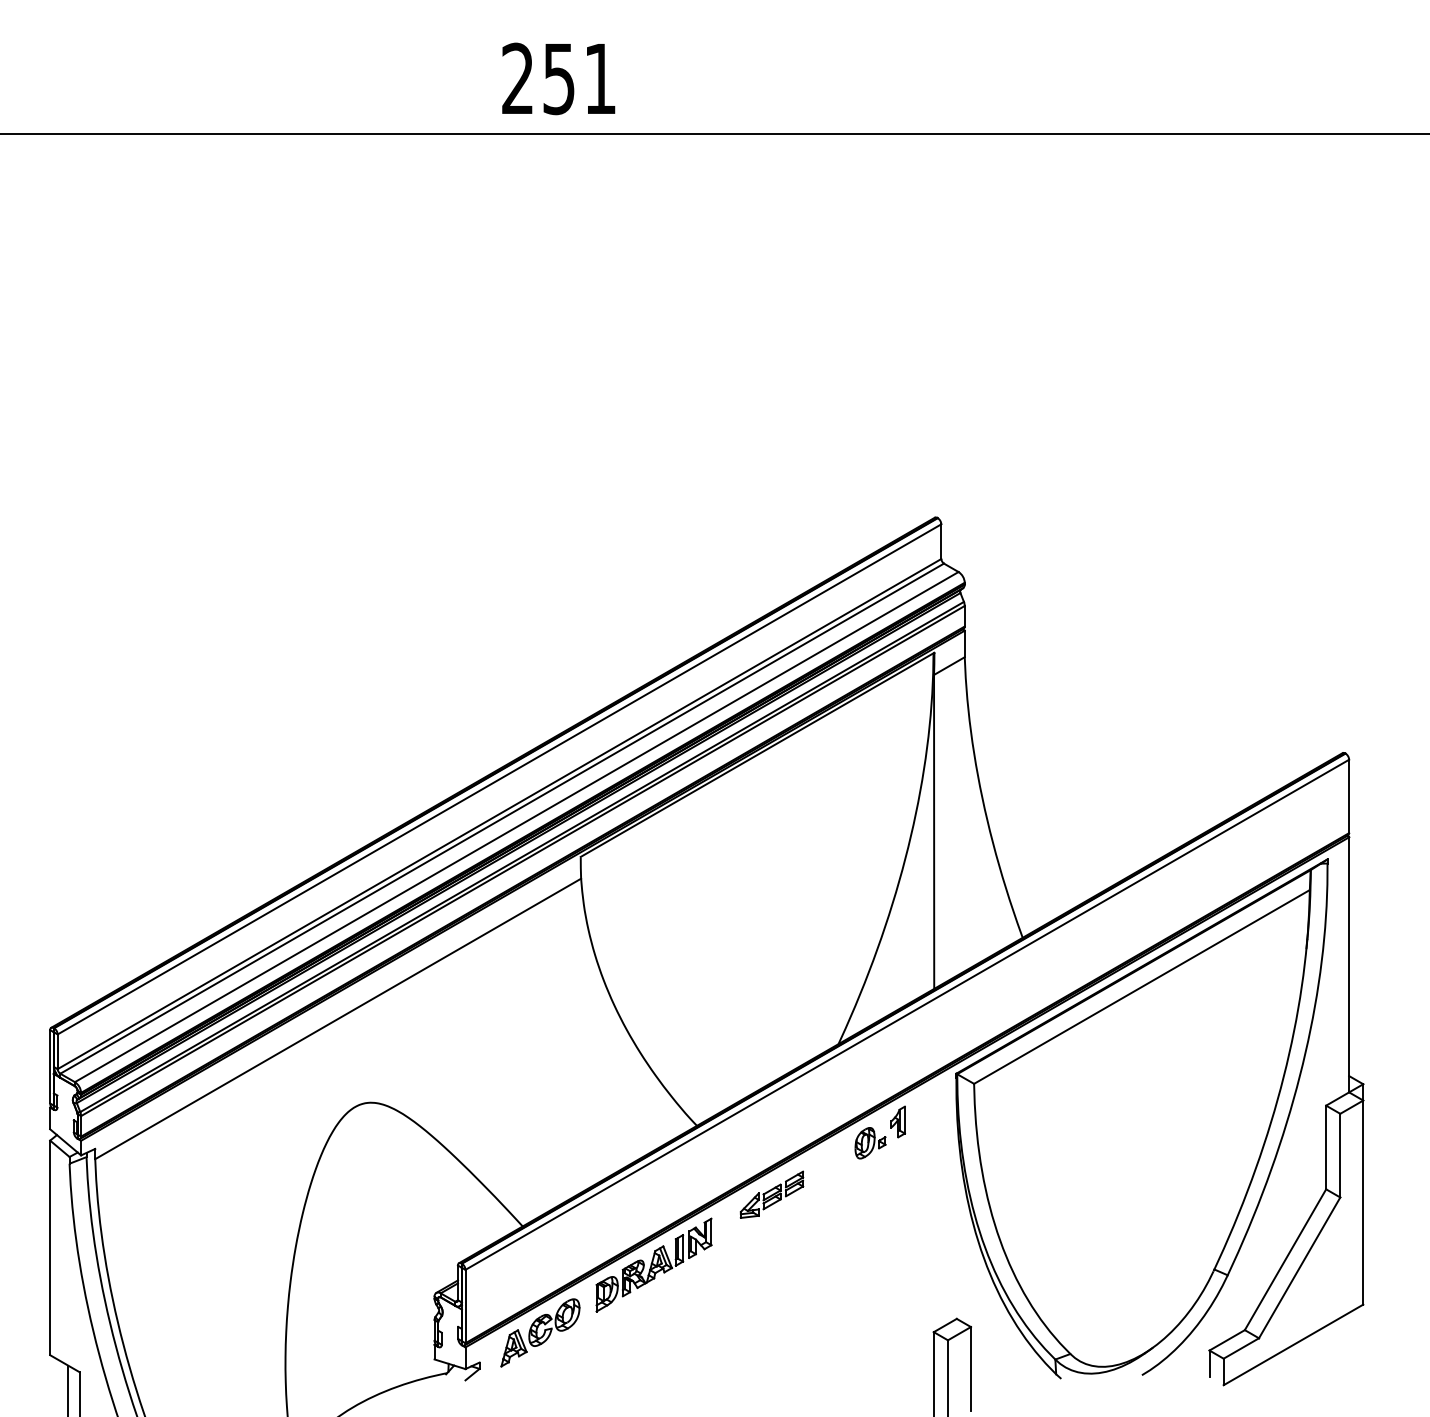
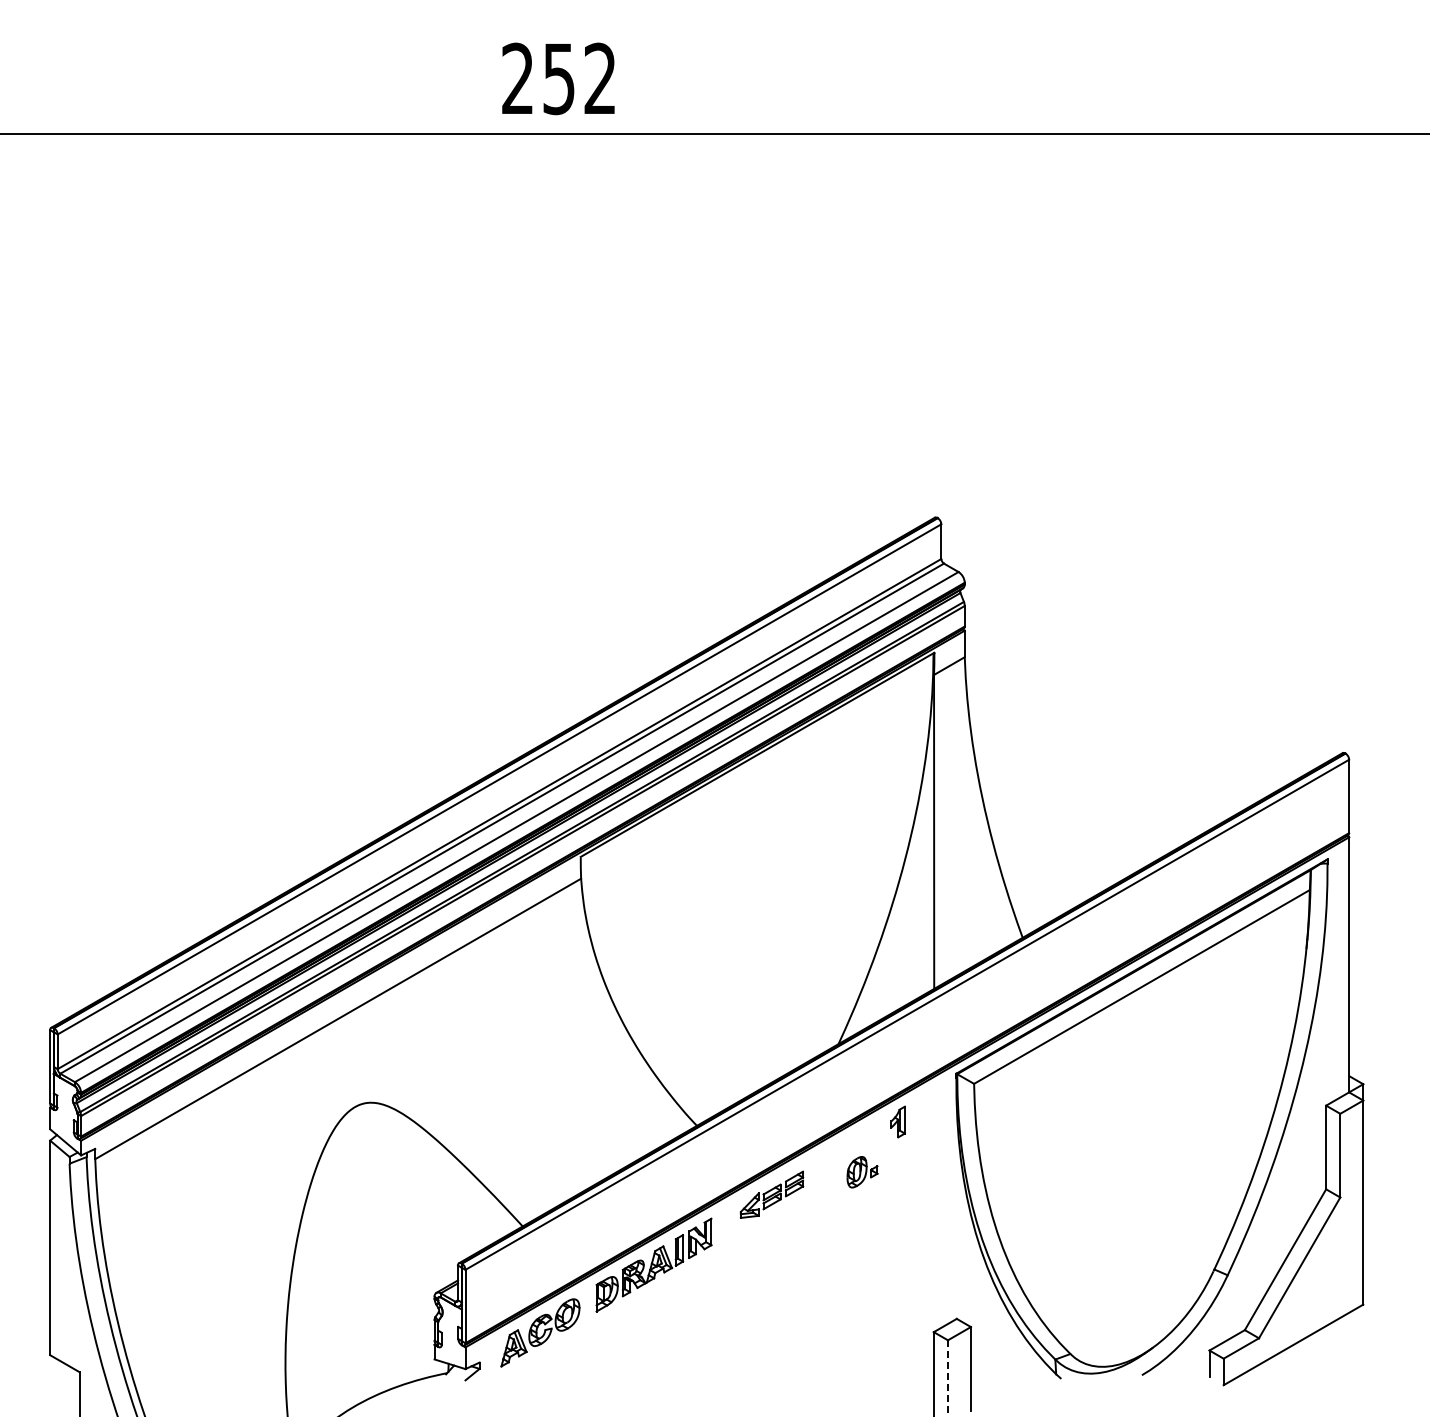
text: 251 -> 252 (599, 77)
part position: (870, 1143) -> (862, 1172) (862, 1172)
line: solid -> dashed (947, 1379)
line: present -> none (68, 1389)
